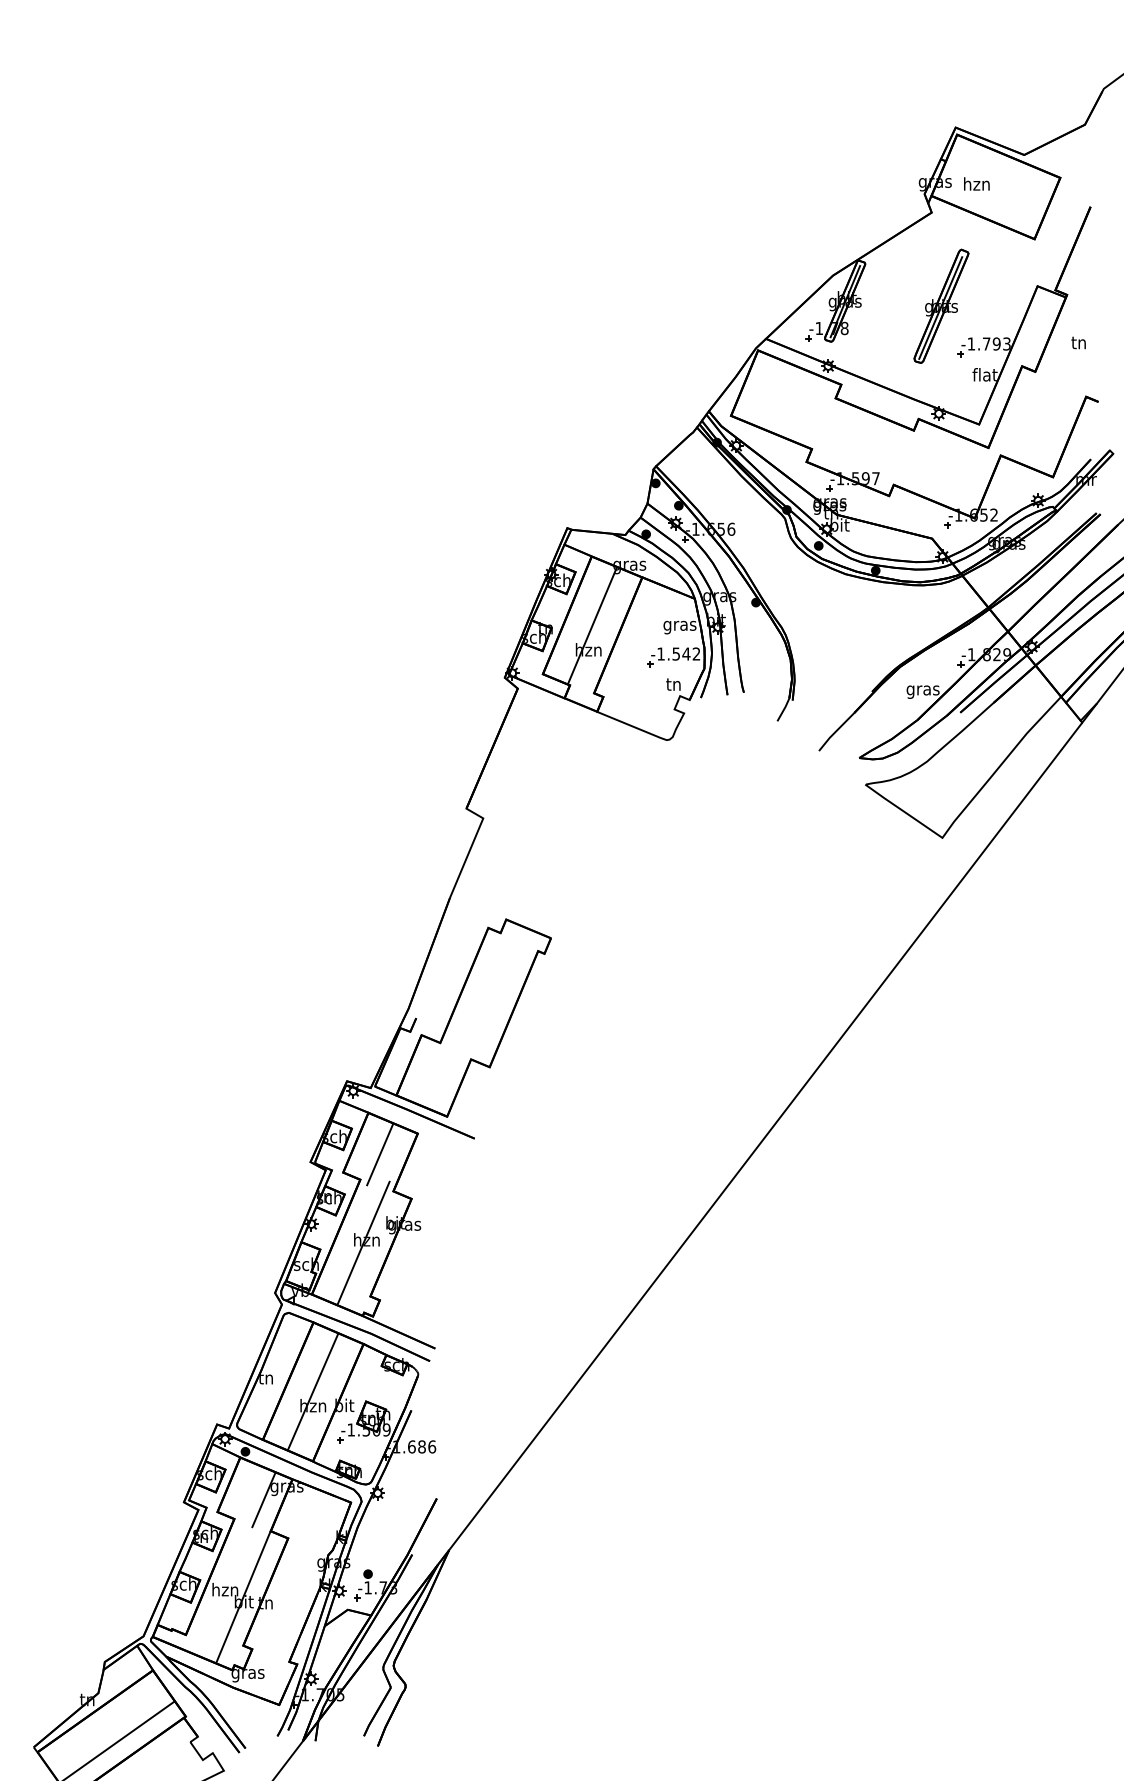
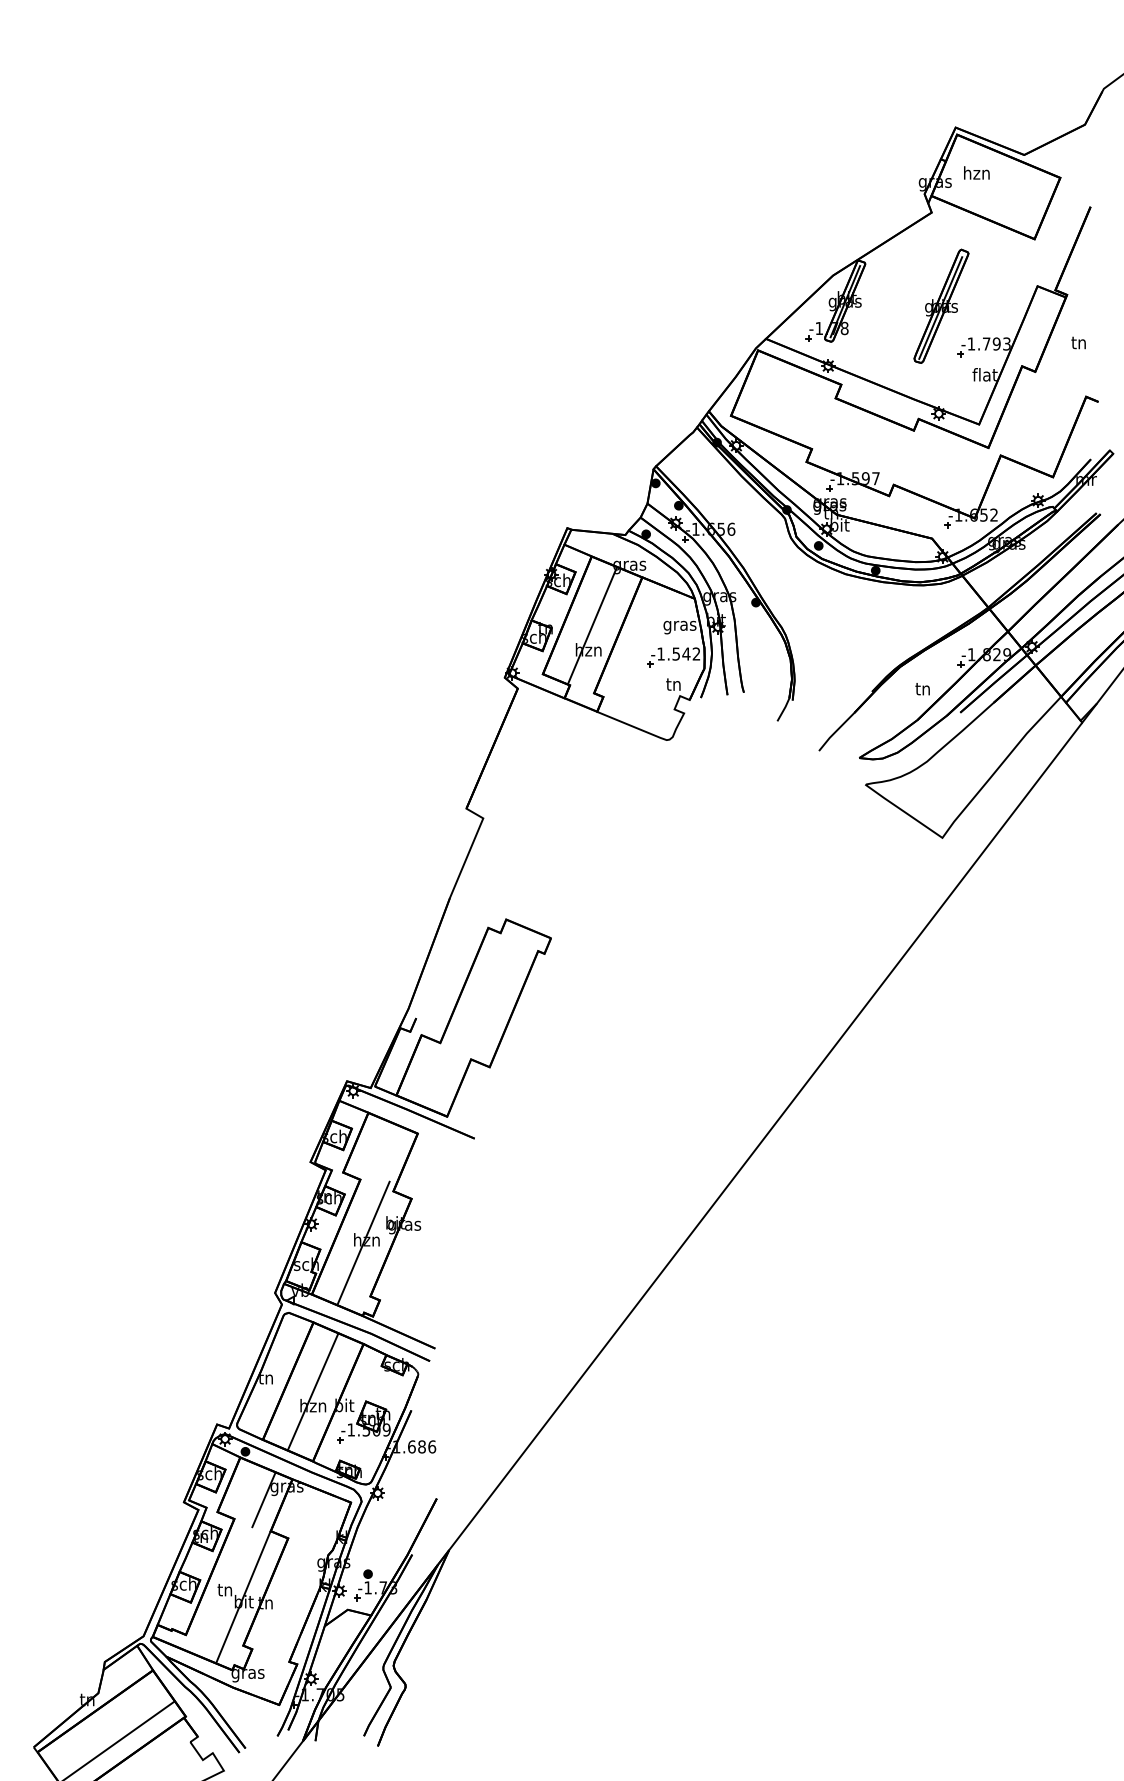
text position: (976, 183) -> (976, 172) (976, 172)
text: gras -> tn (922, 690)
line: present -> none (380, 1154)
text: hzn -> tn (225, 1589)
